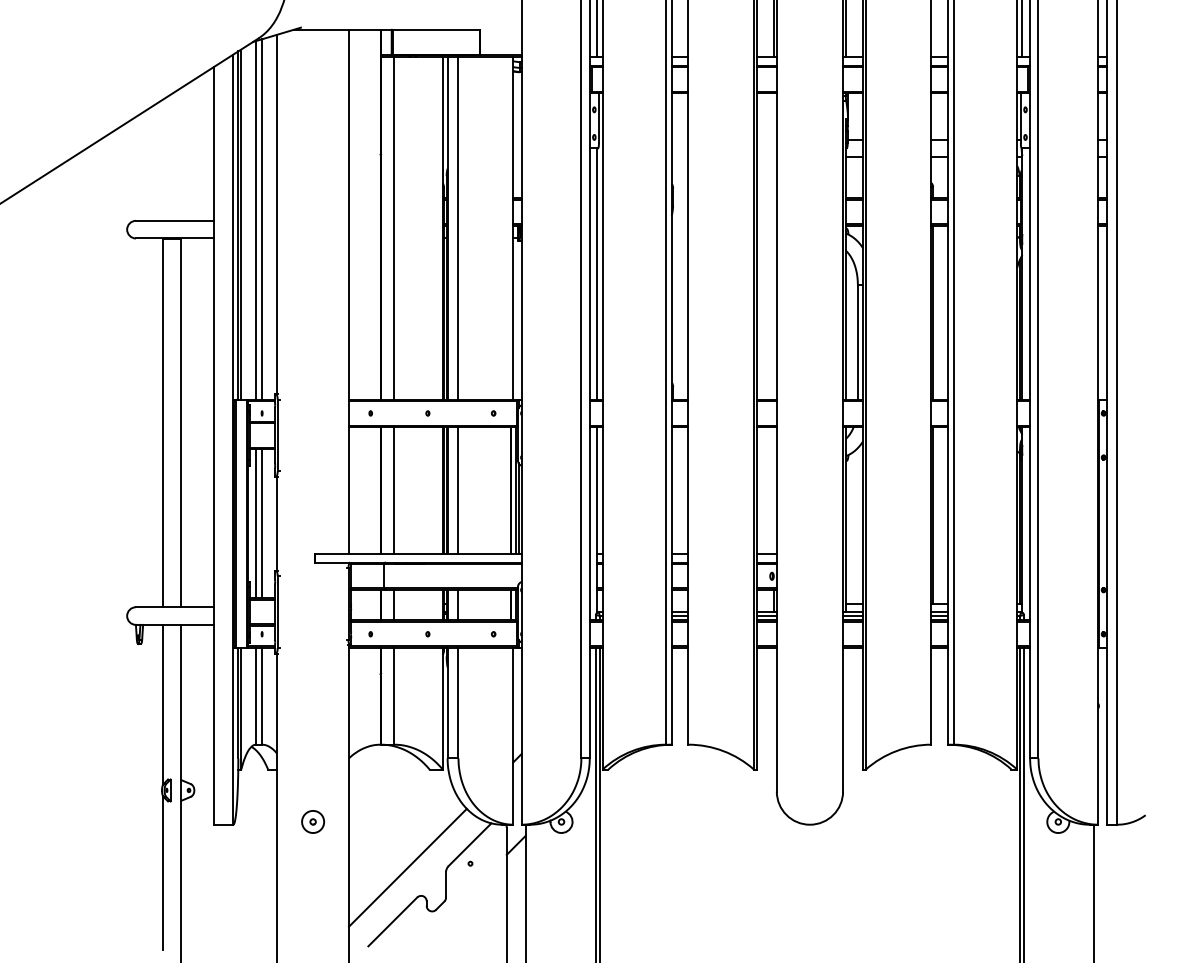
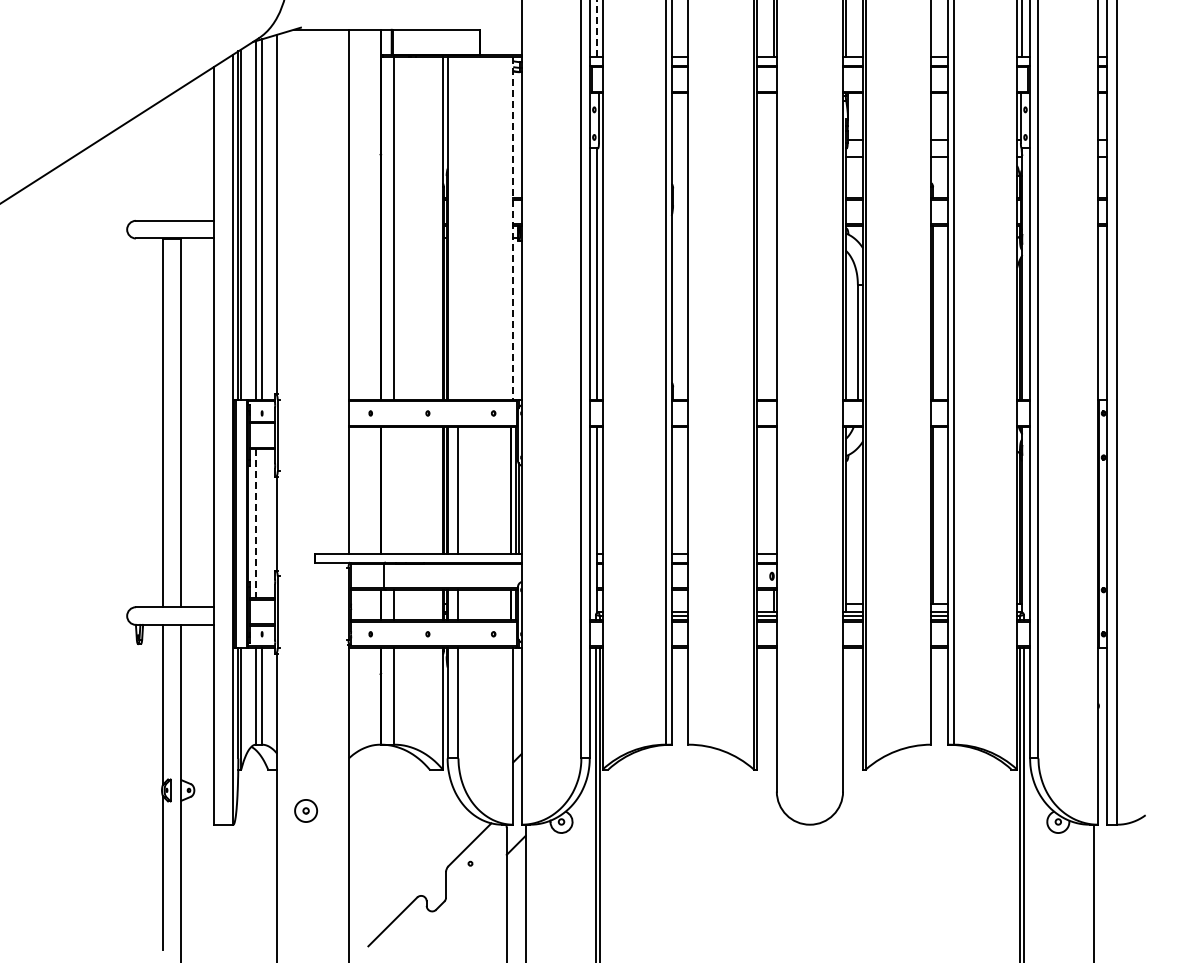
line: solid -> dashed (597, 28)
line: present -> none (458, 228)
line: solid -> dashed (513, 229)
line: present -> none (394, 490)
line: solid -> dashed (256, 523)
line: present -> none (261, 523)
part position: (312, 821) -> (305, 810) (305, 810)
line: present -> none (407, 867)
